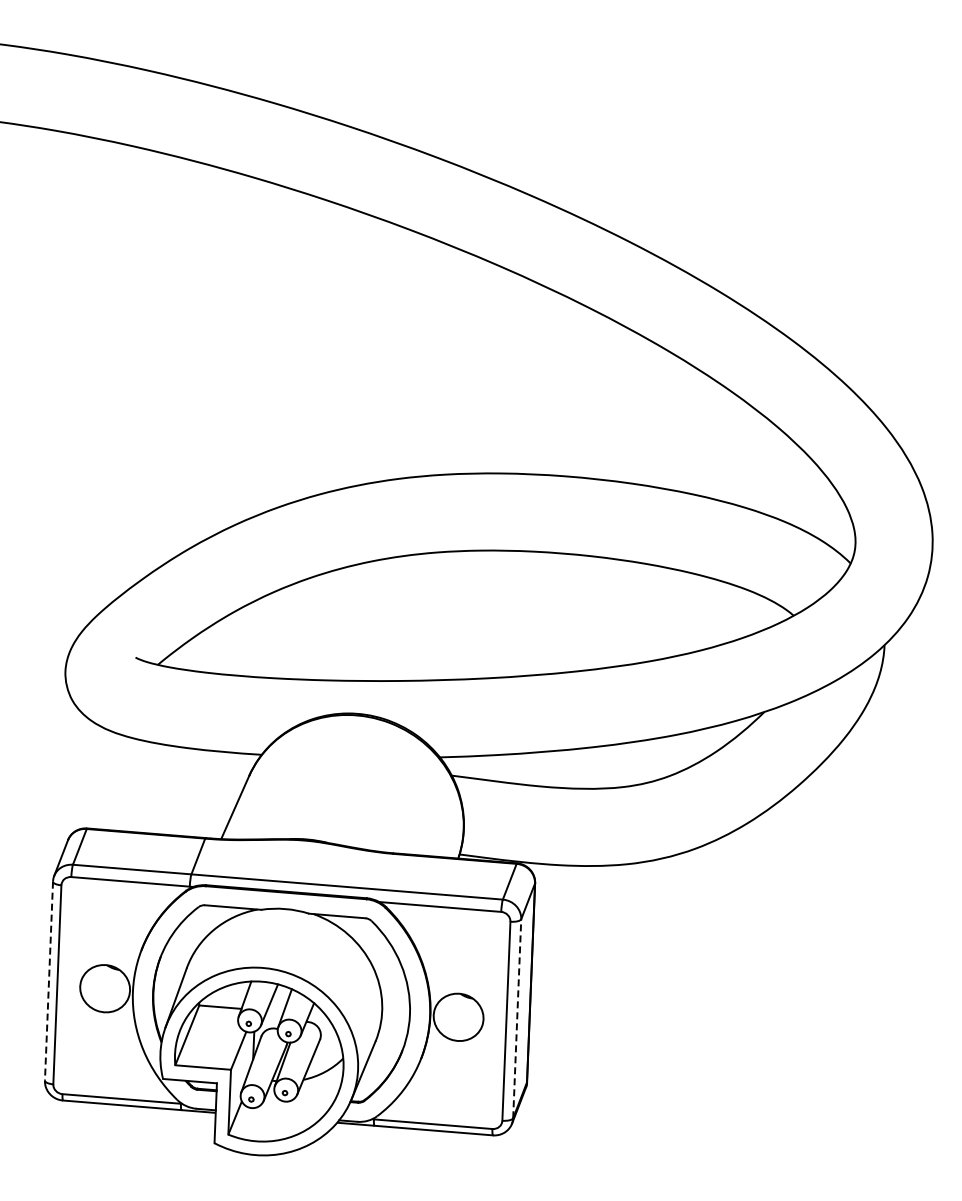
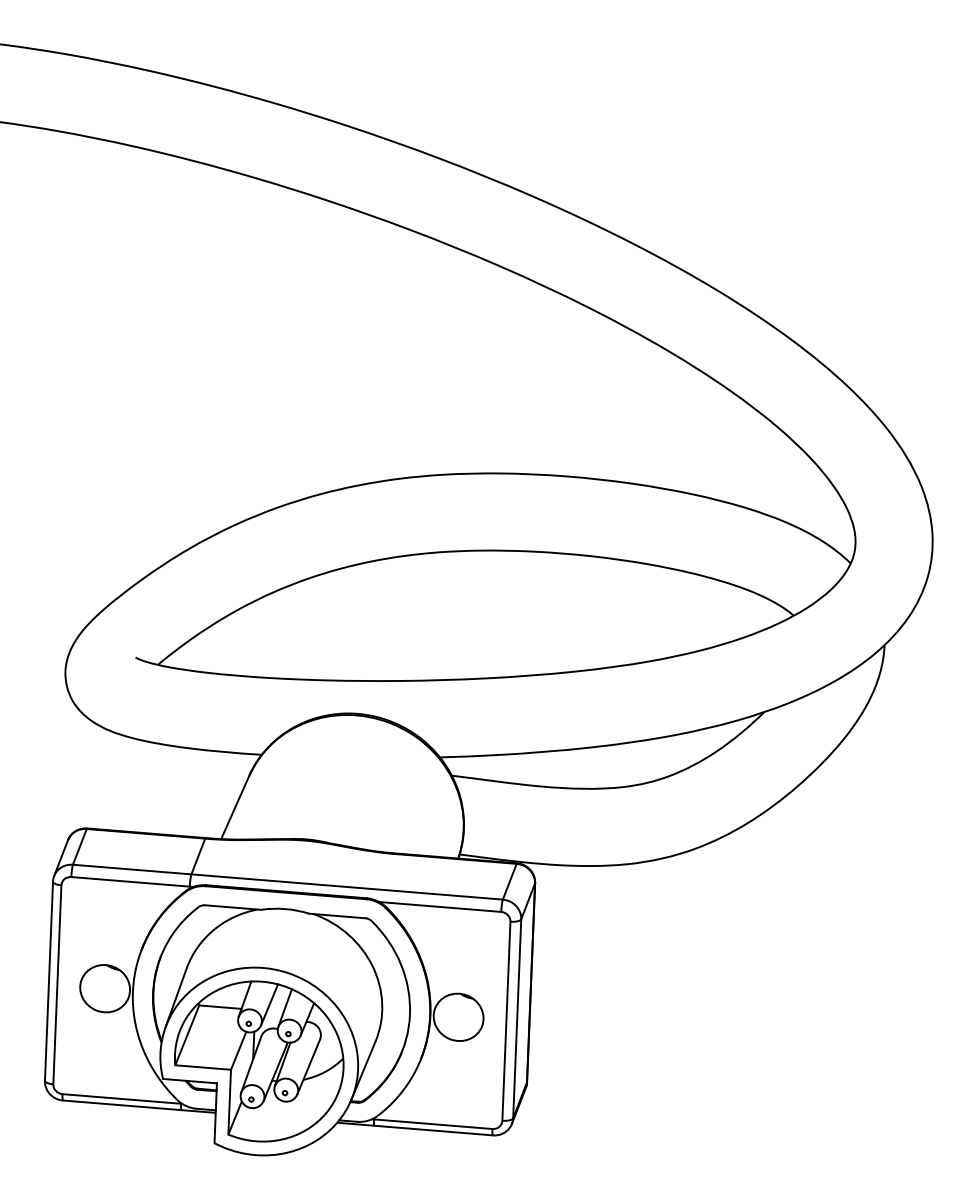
line: dashed -> solid (49, 981)
line: dashed -> solid (517, 1018)
